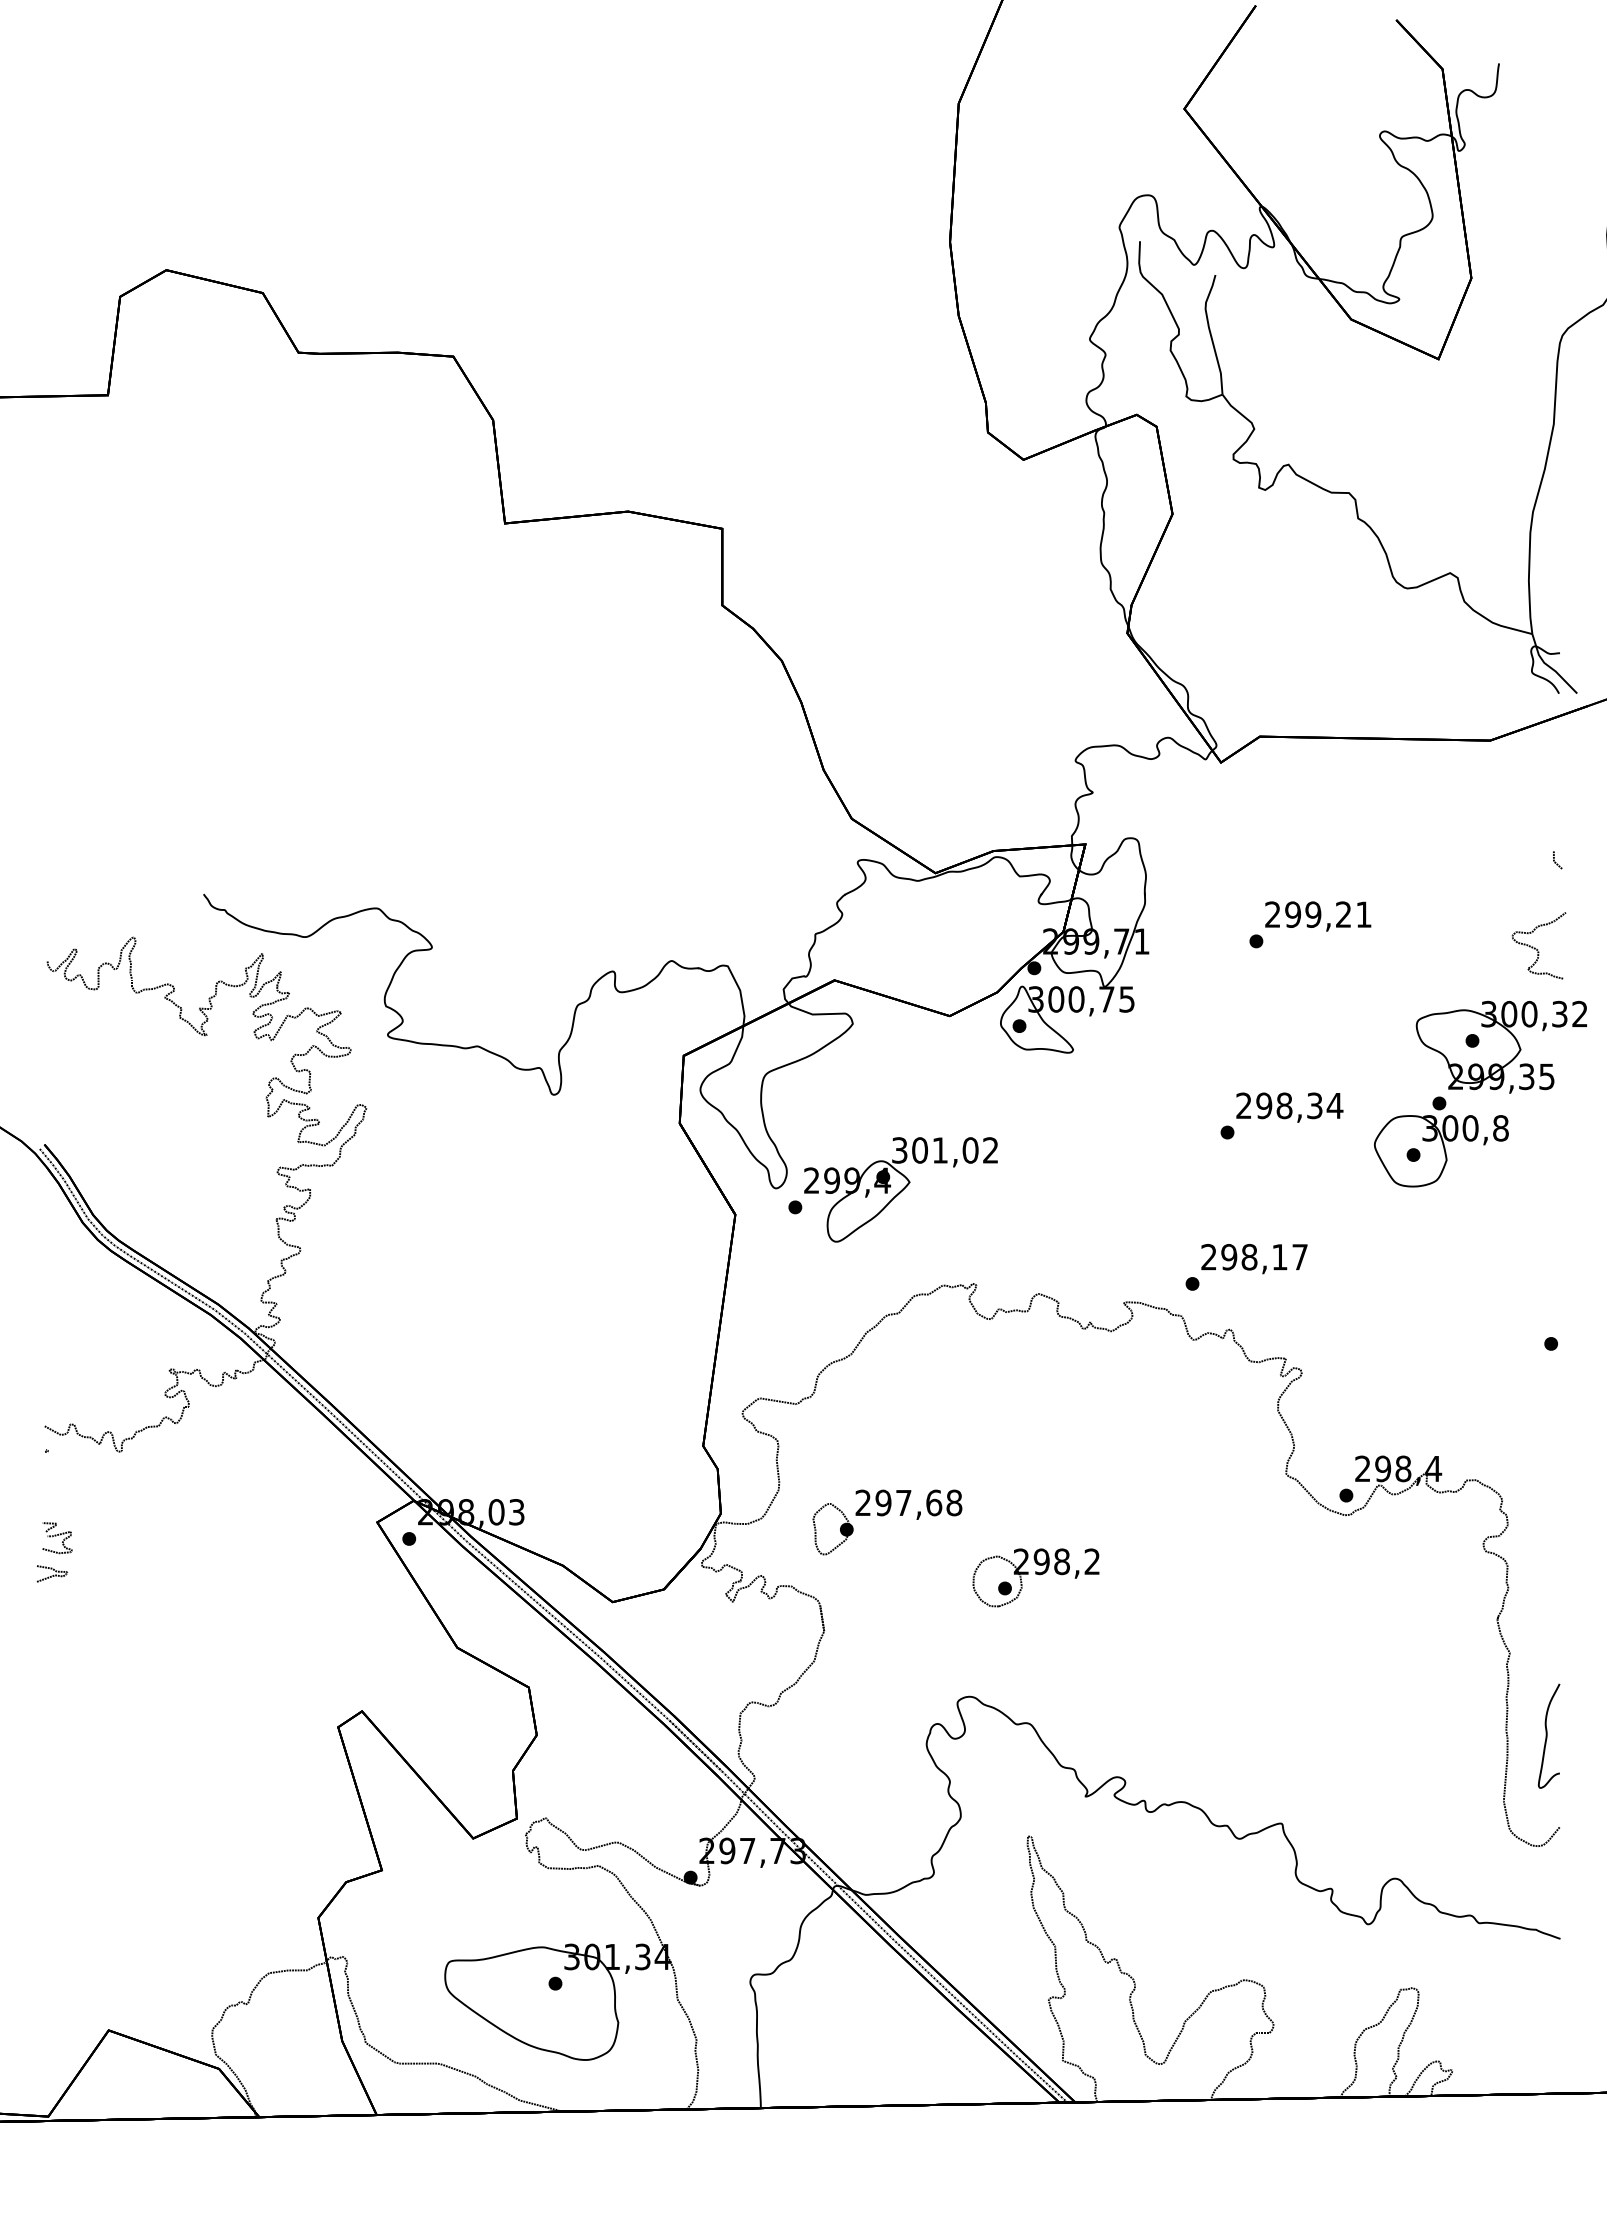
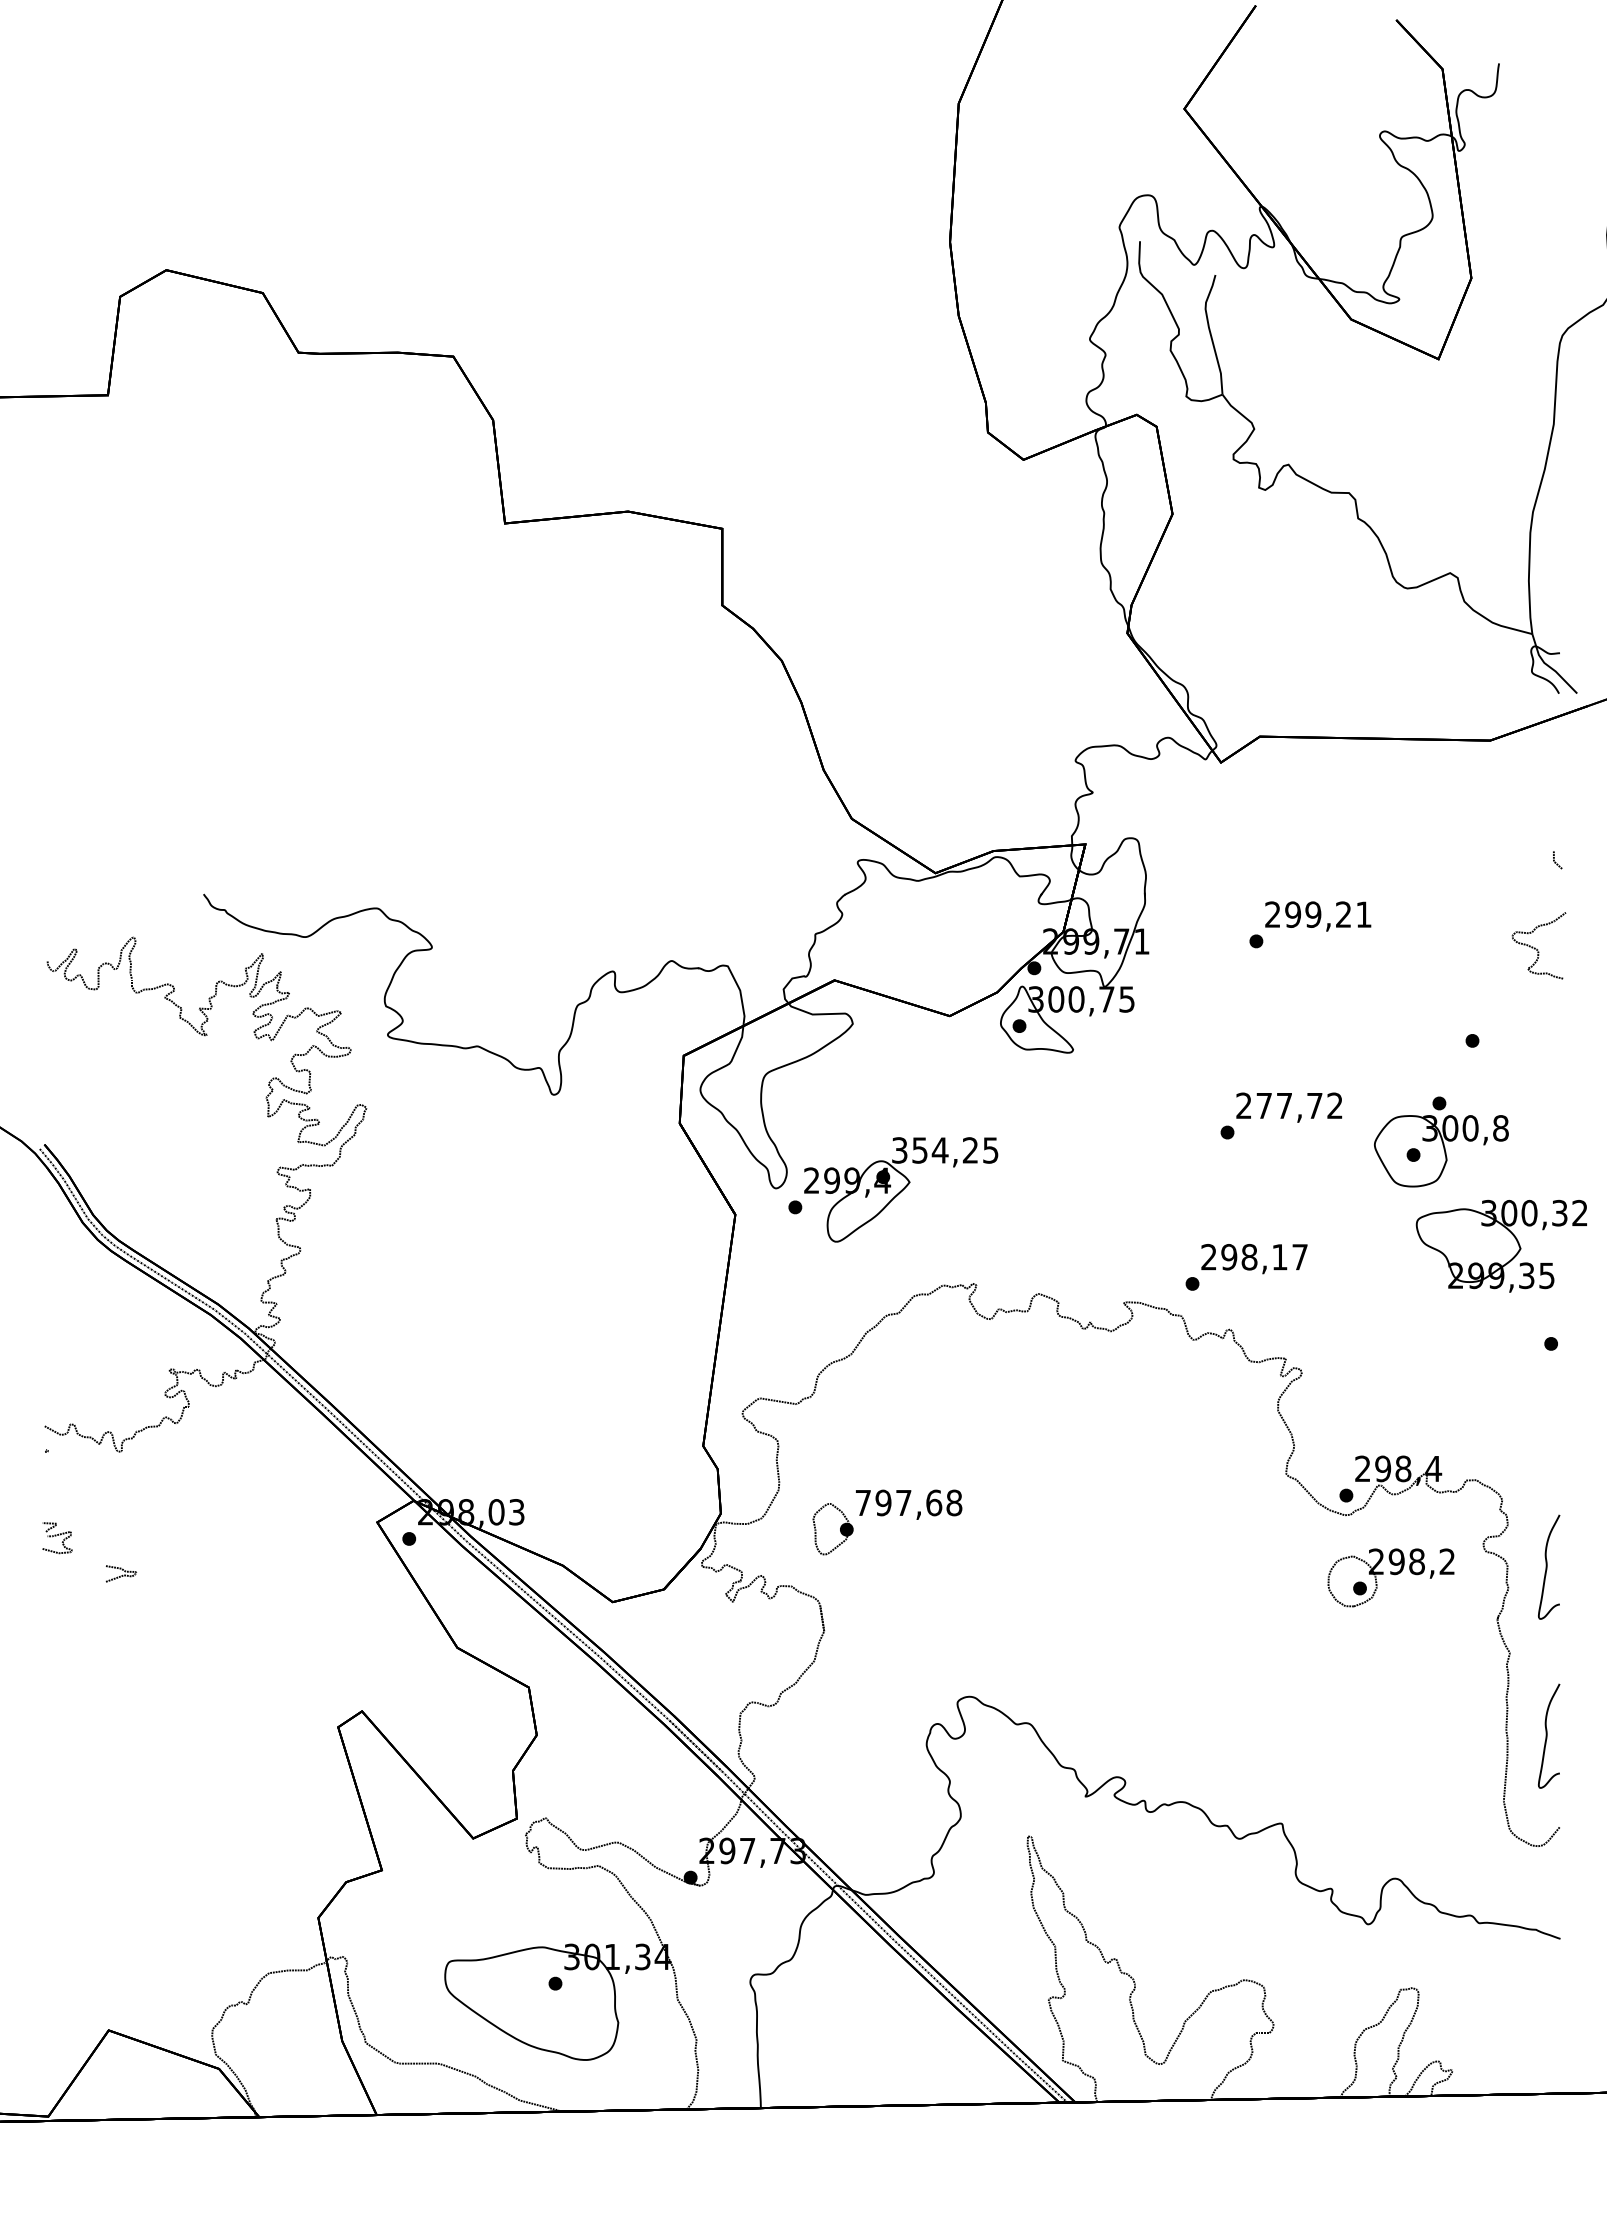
part position: (1500, 1046) -> (1500, 1245) (1500, 1245)
text: 298,34 -> 277,72 (1299, 1105)
text: 301,02 -> 354,25 (955, 1150)
text: 297,68 -> 797,68 (862, 1502)
part: none -> present (1549, 1566)
curve position: (51, 1575) -> (120, 1575) (120, 1575)
part position: (1035, 1577) -> (1390, 1577) (1390, 1577)
